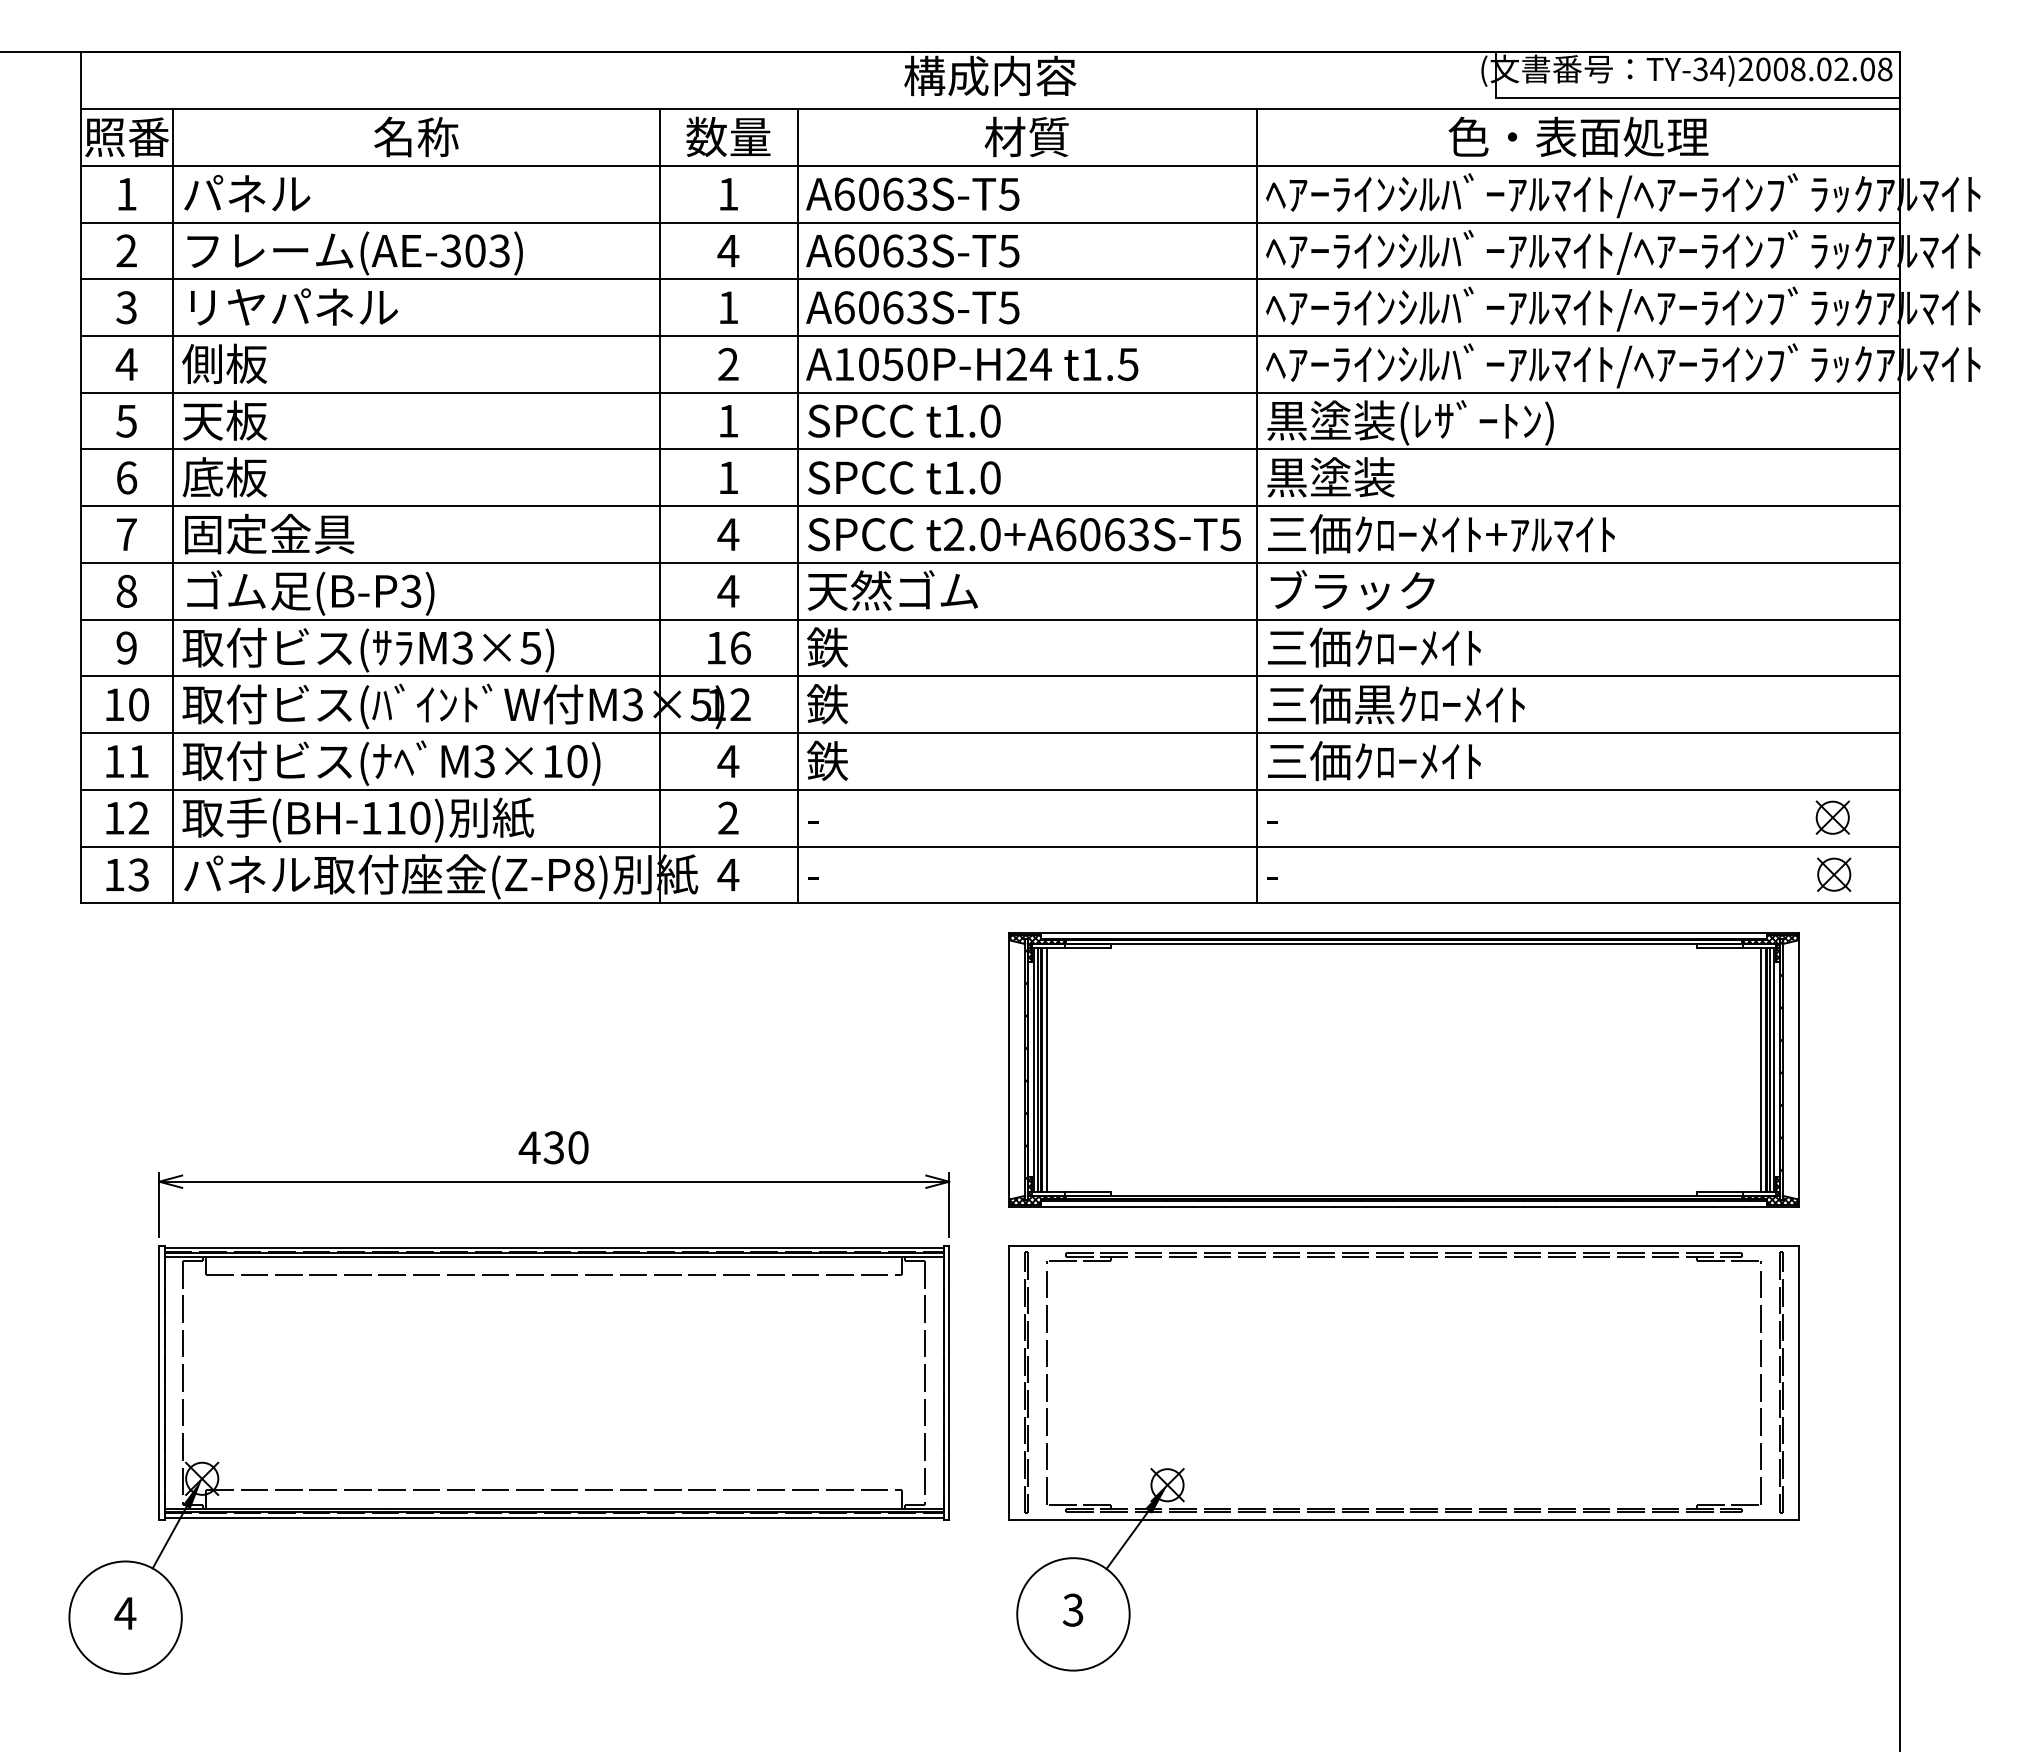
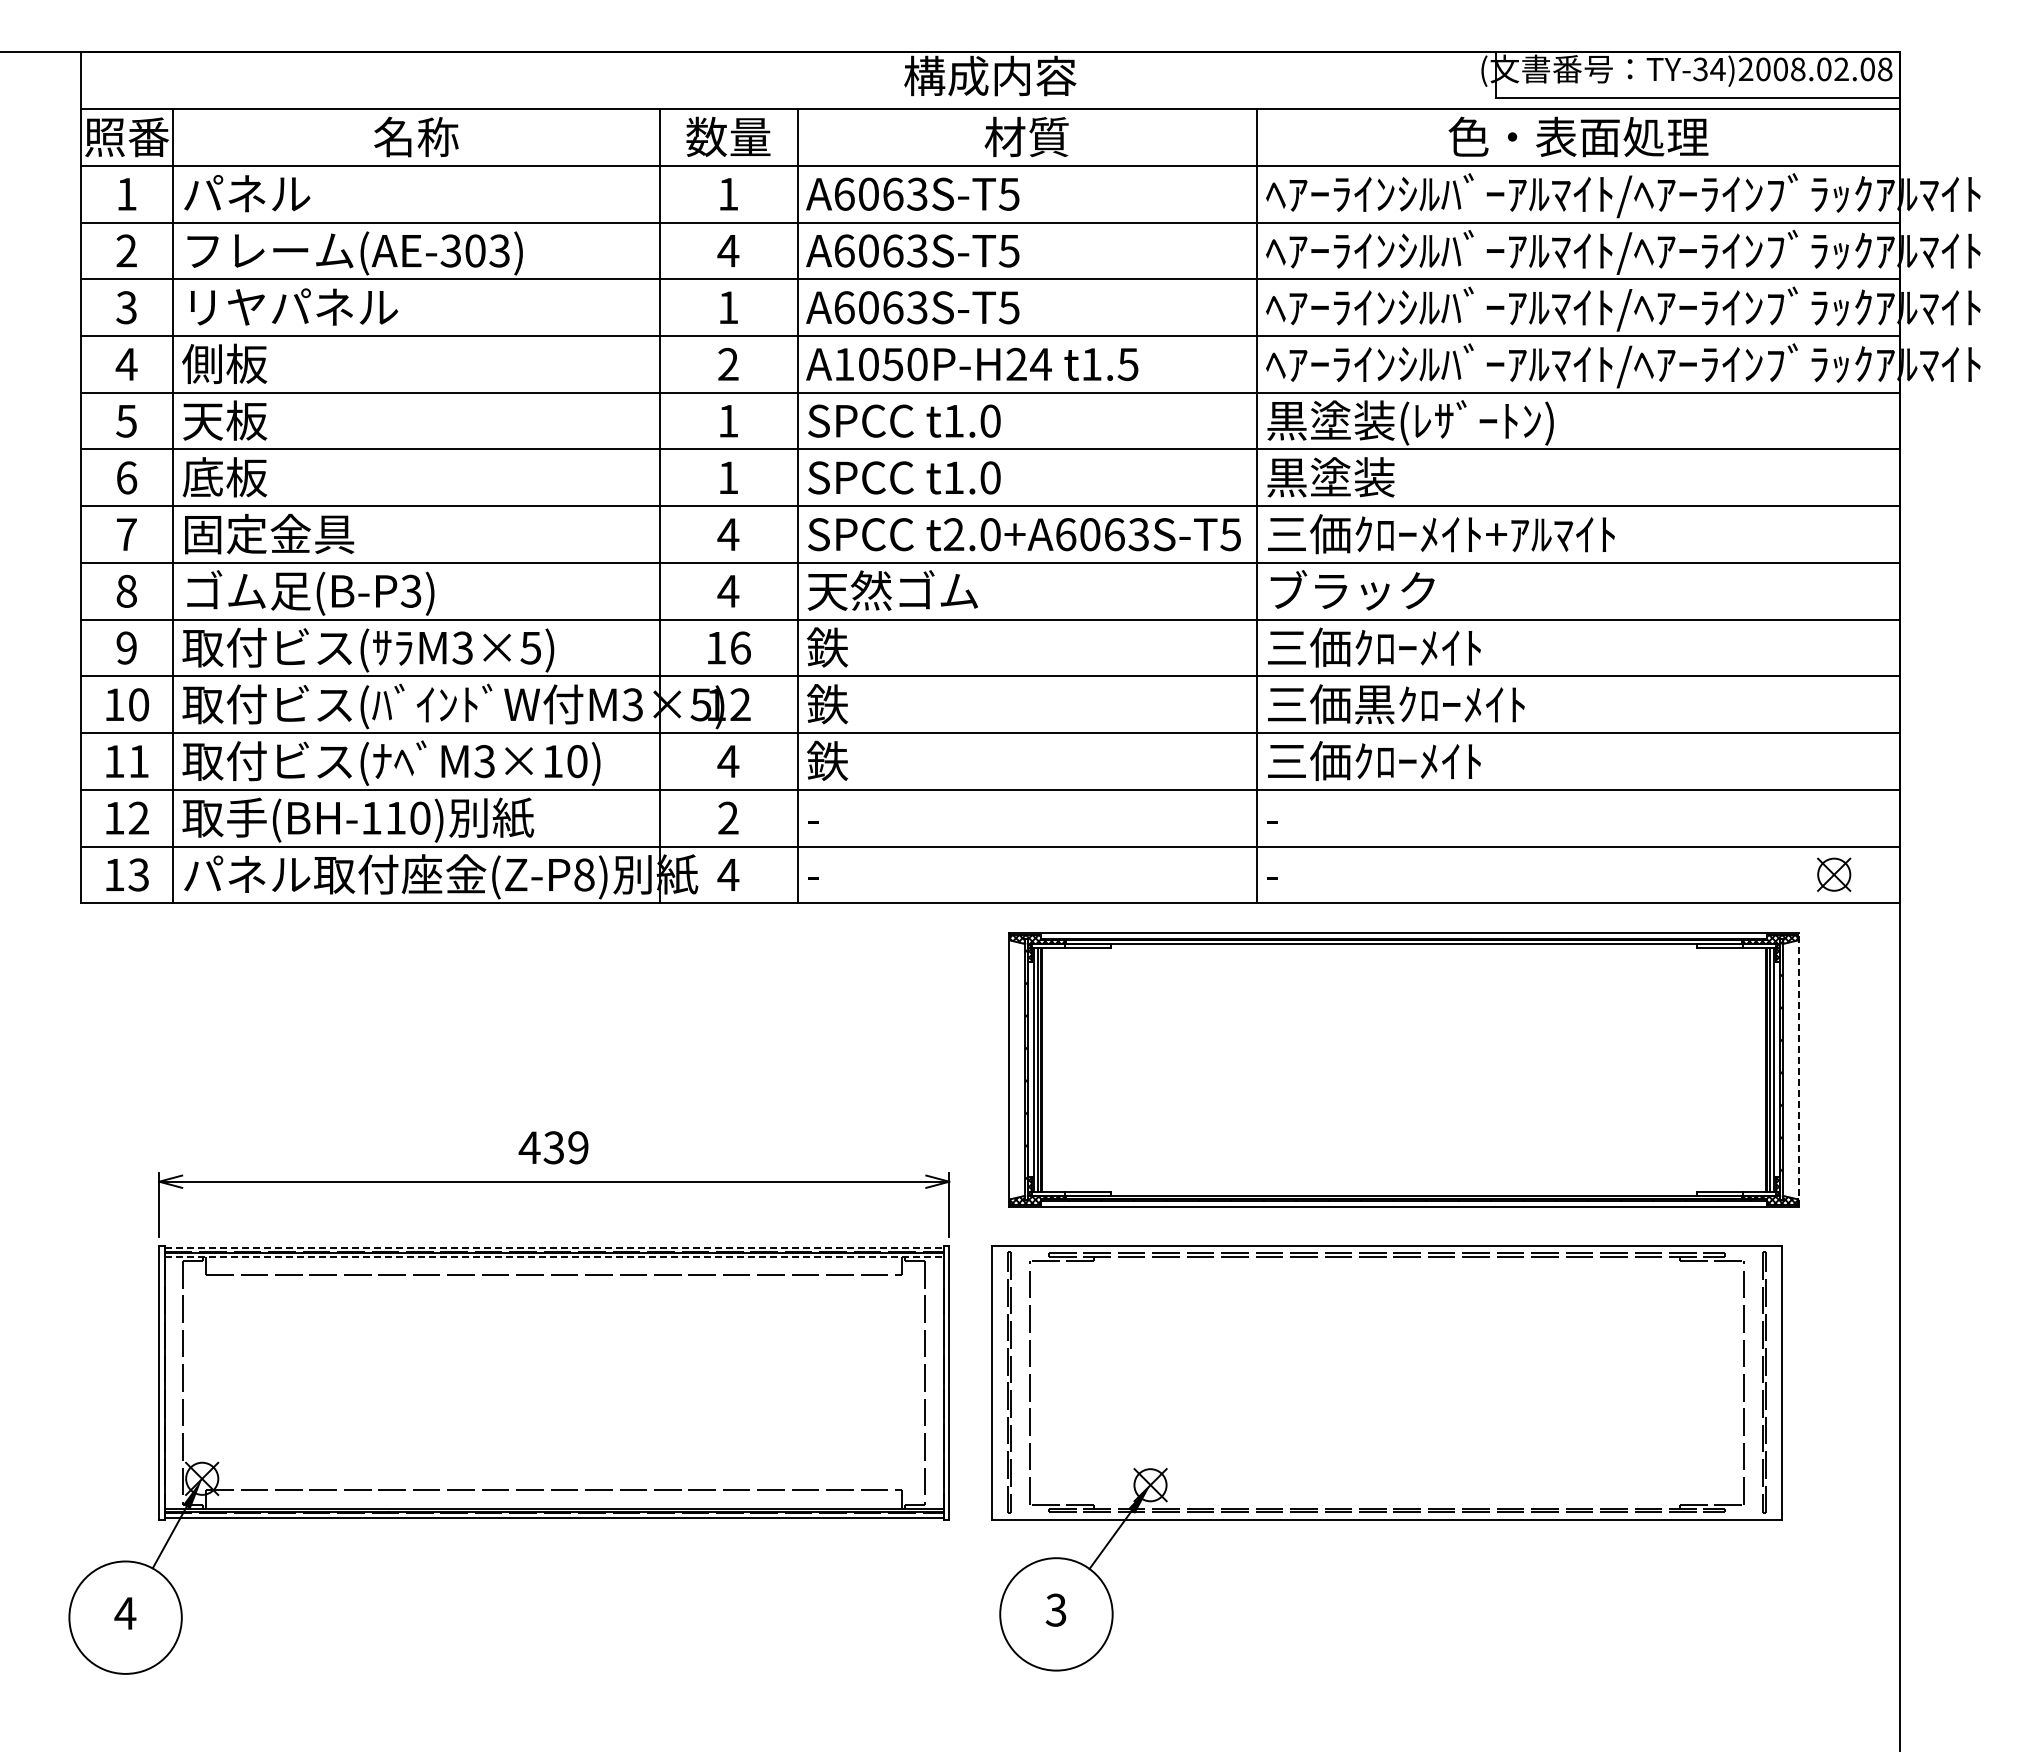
part: present -> none (1832, 817)
line: present -> none (1046, 1069)
line: present -> none (1761, 1069)
line: solid -> dashed (1799, 1069)
text: 430 -> 439 (578, 1147)
line: solid -> dashed (554, 1247)
line: solid -> dashed (554, 1257)
part position: (1403, 1458) -> (1386, 1458) (1386, 1458)
